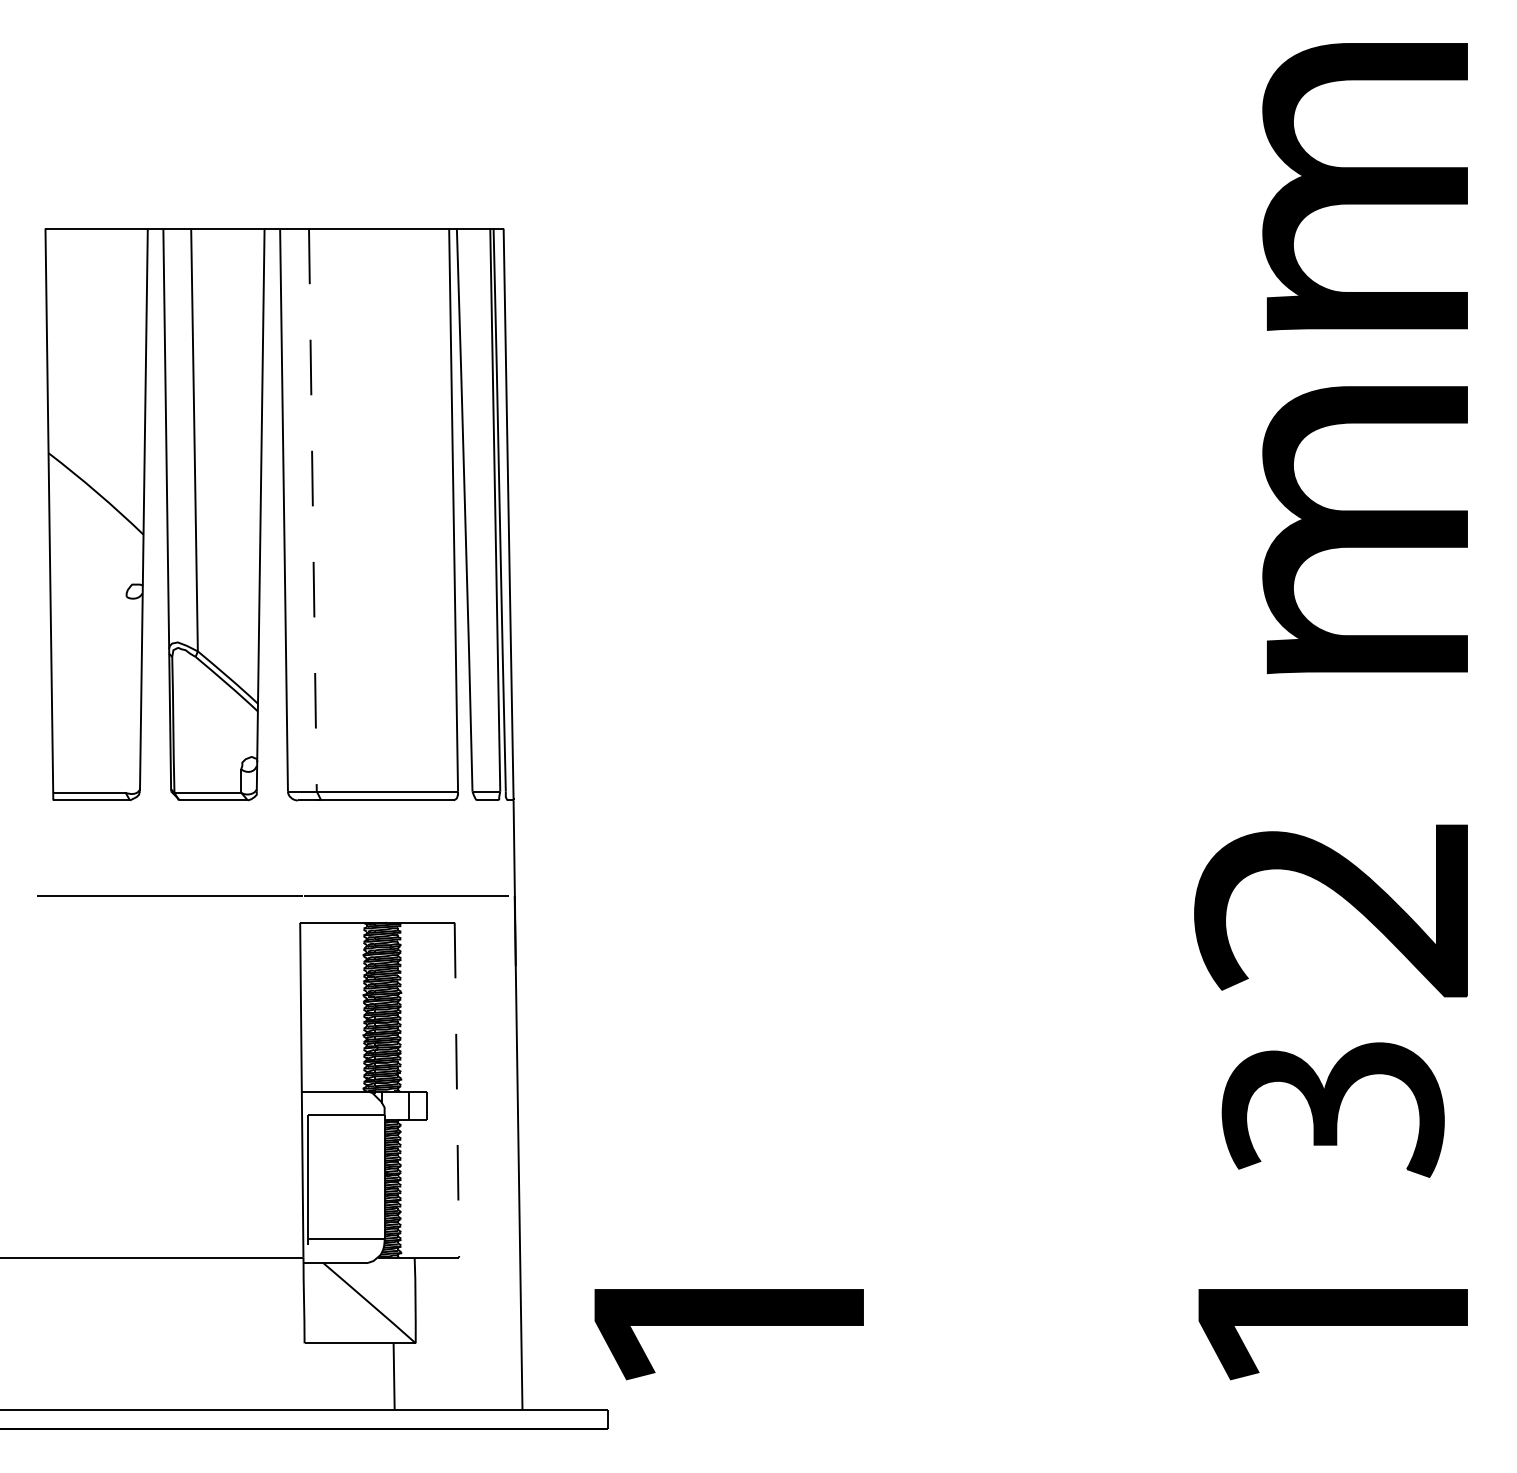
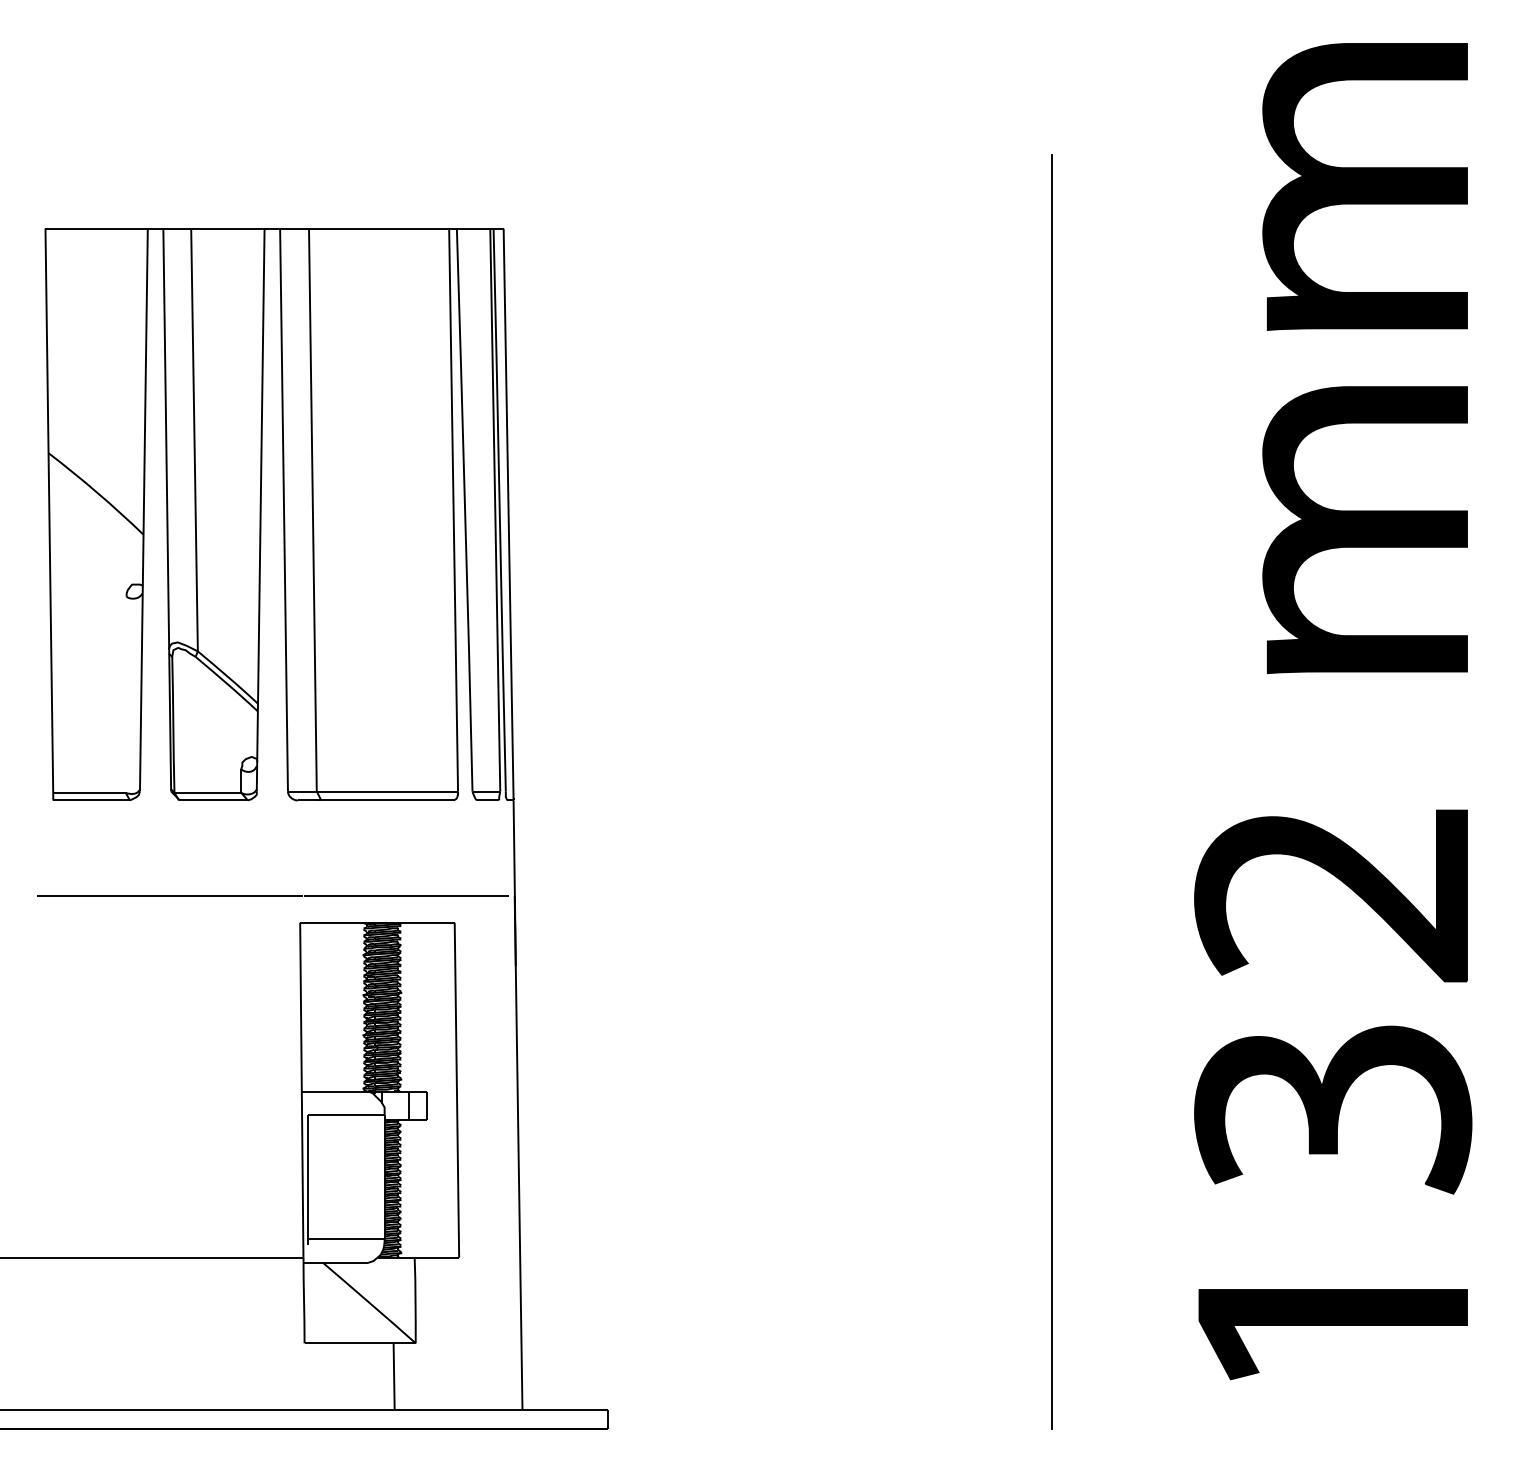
line: dashed -> solid (312, 510)
line: none -> present (1051, 791)
part position: (1339, 895) -> (1339, 880) (1339, 880)
line: dashed -> solid (456, 1090)
part size: 224x136 px -> 279x170 px (1333, 1109)
part: present -> none (728, 1325)
